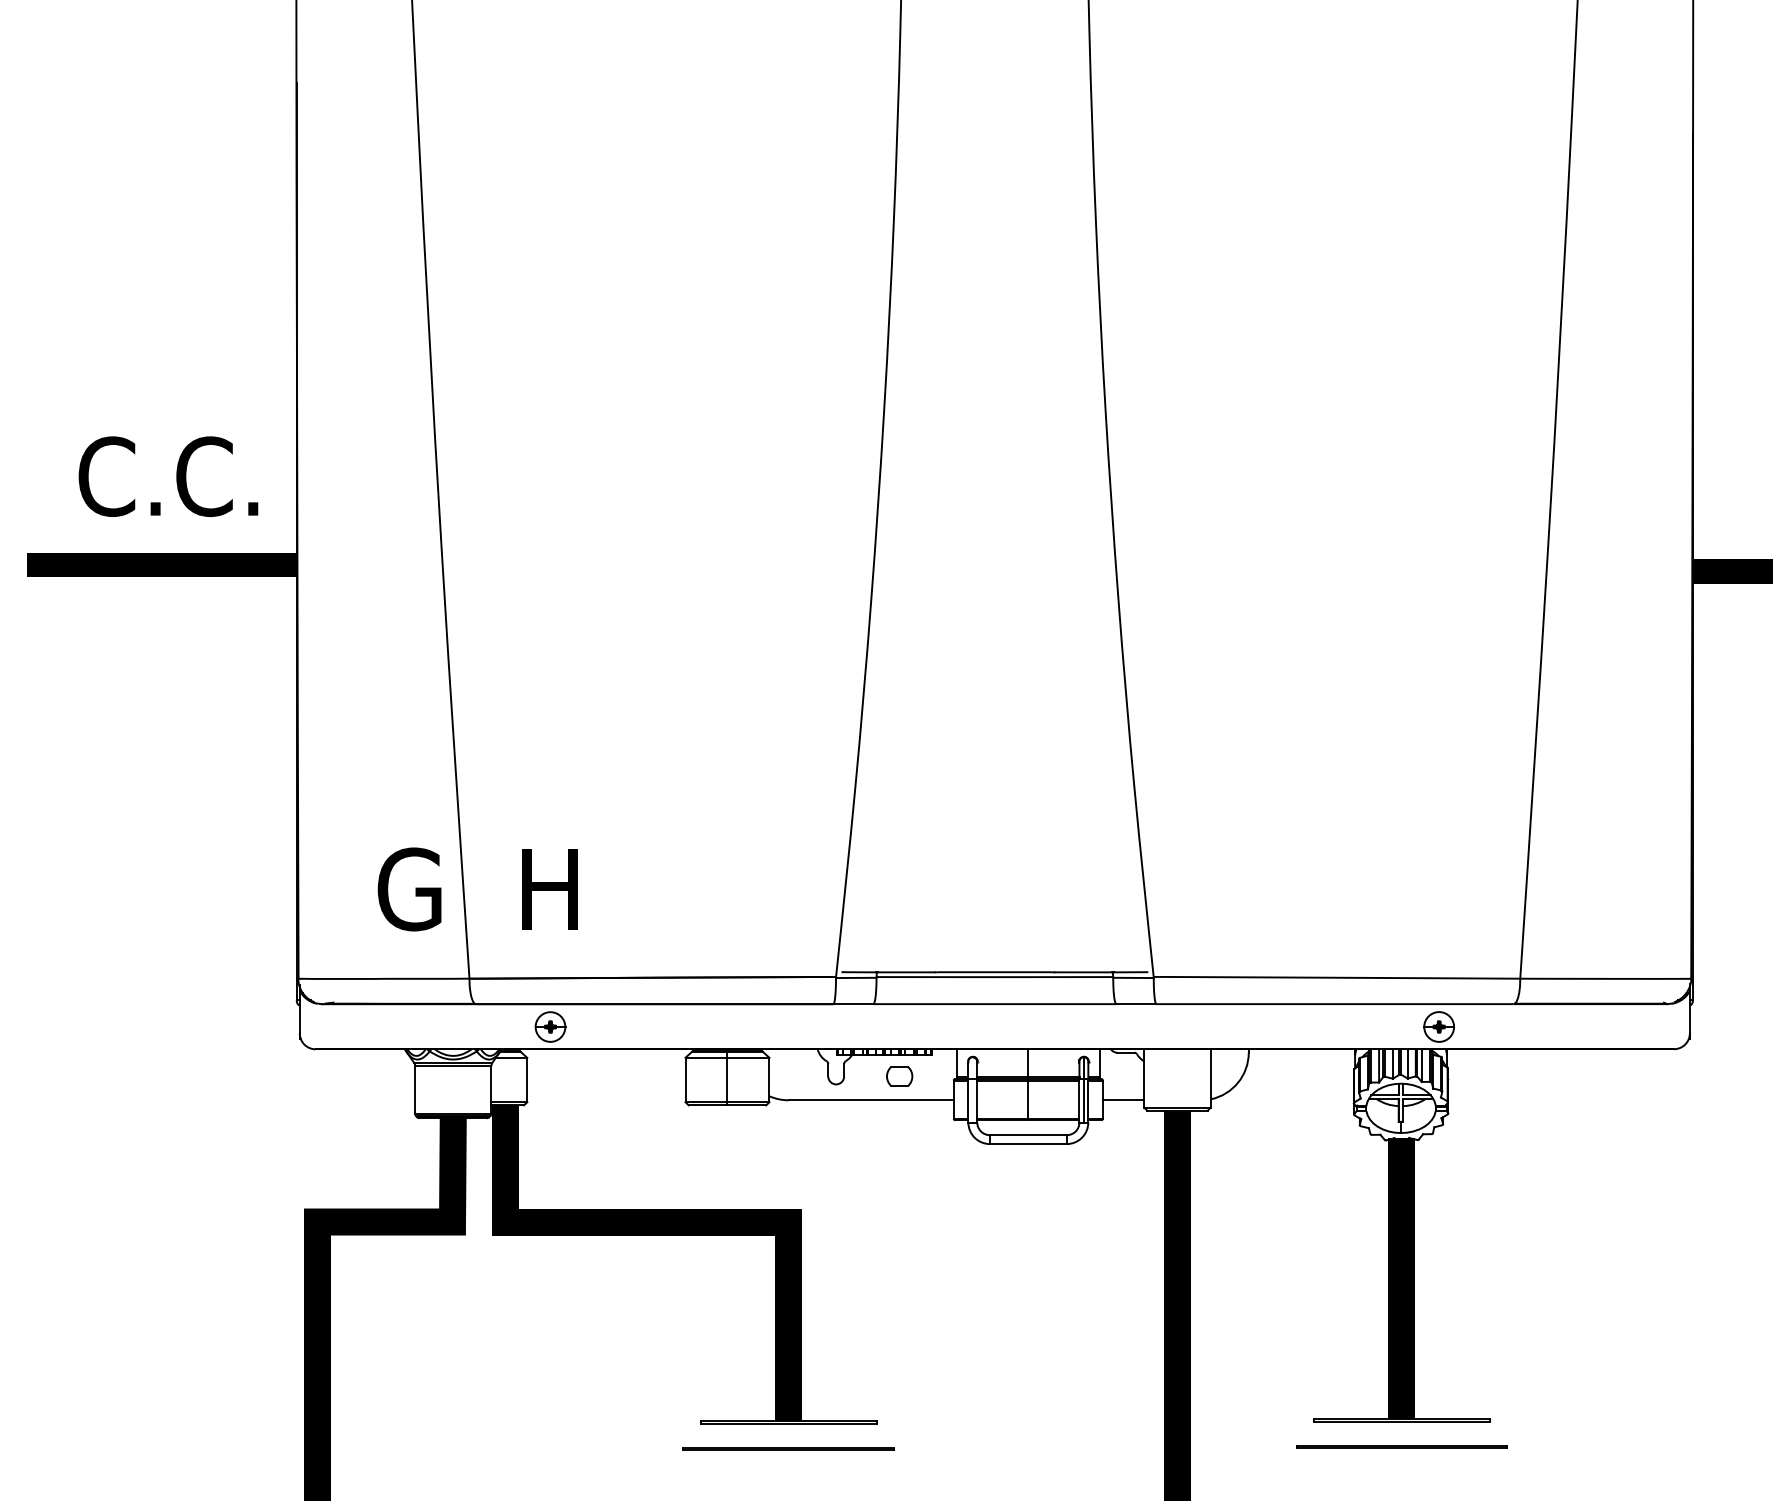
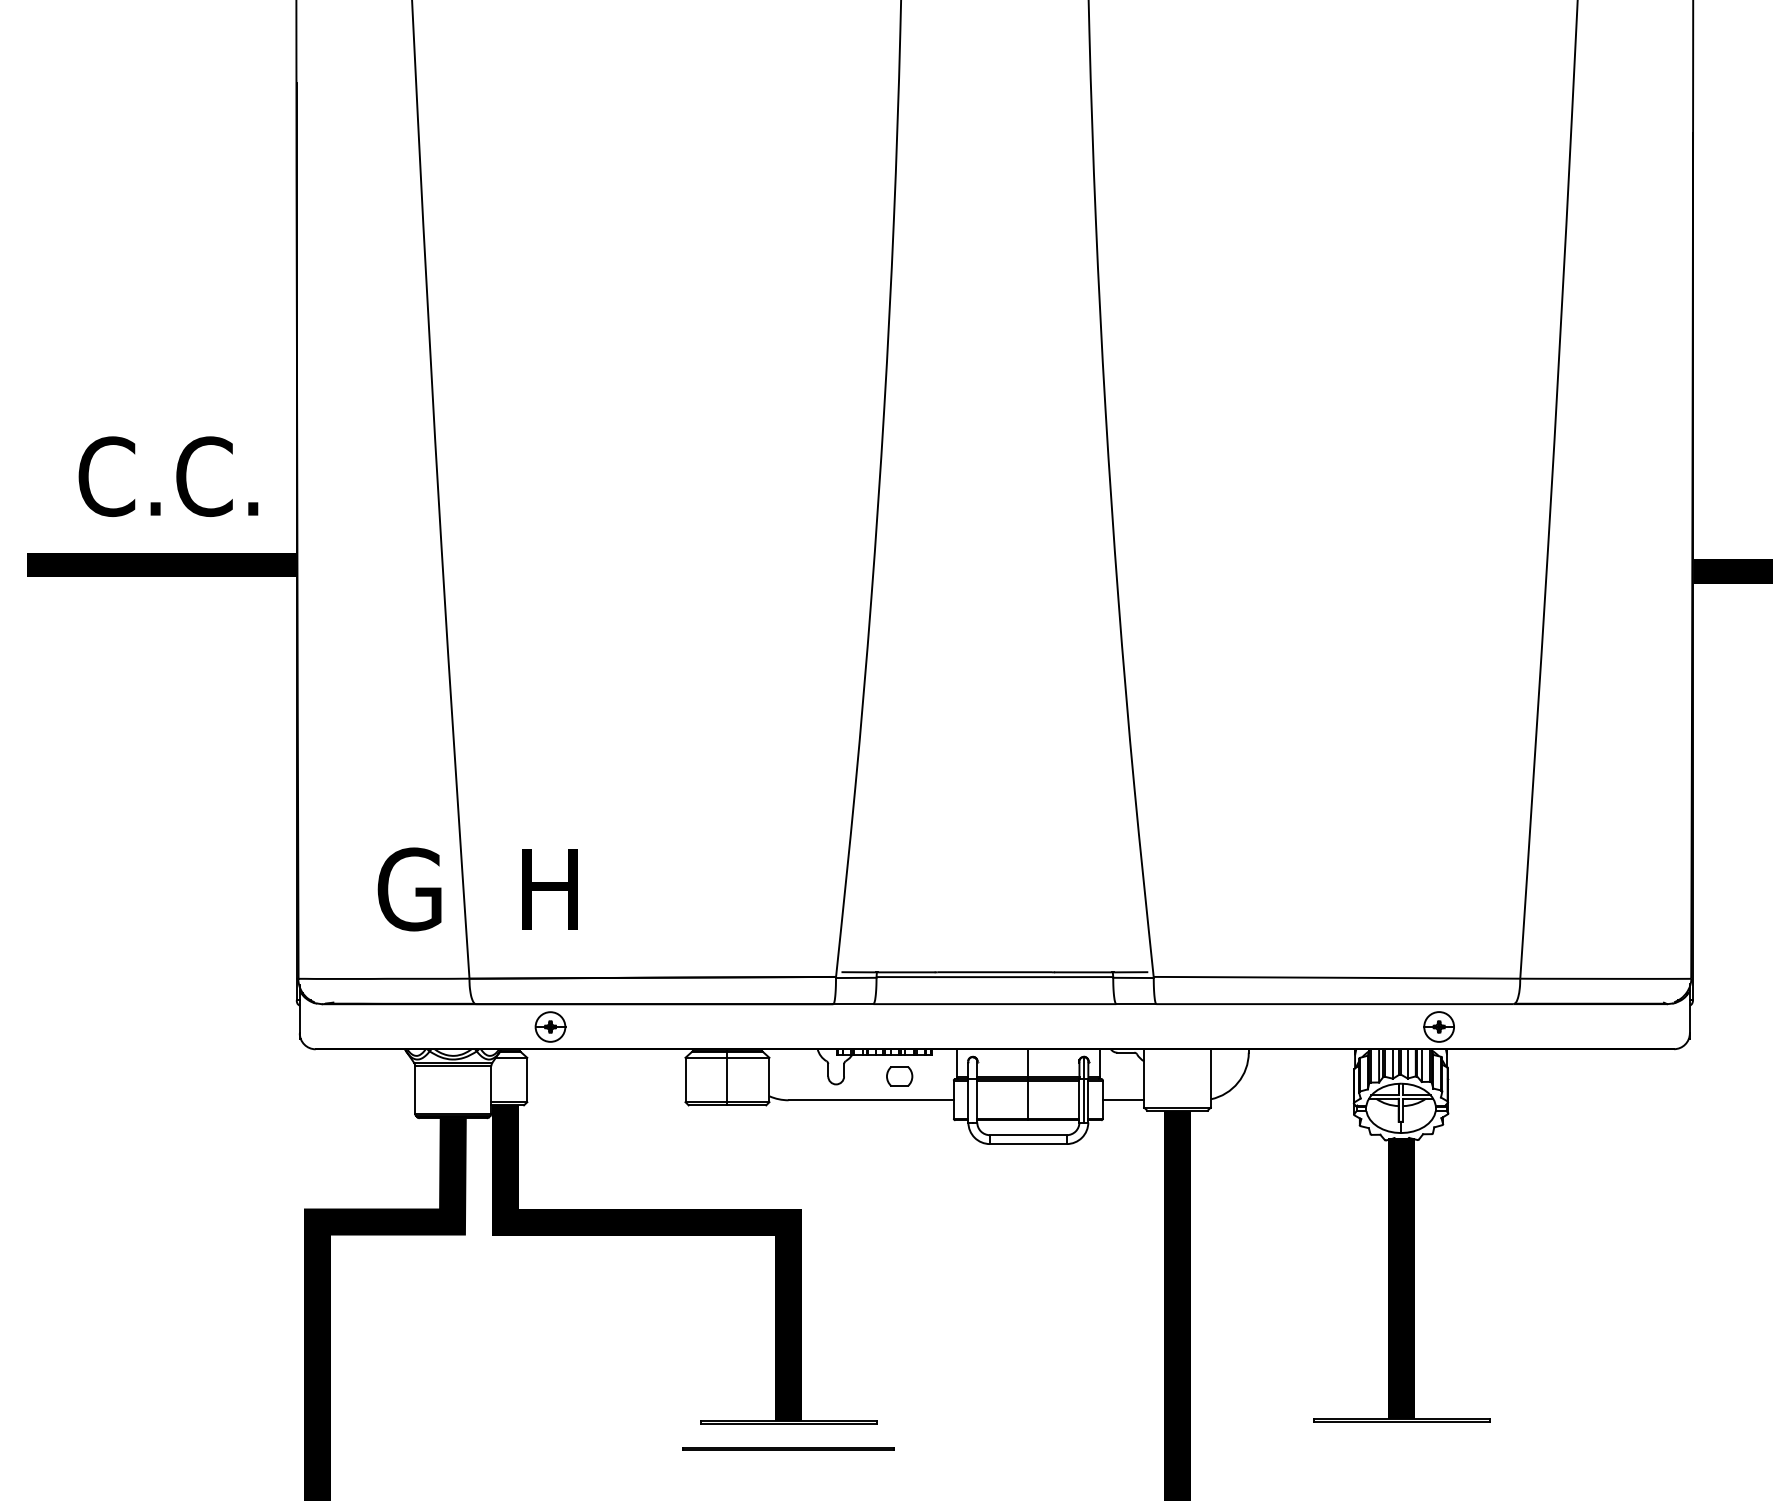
line: present -> none (1401, 1446)
